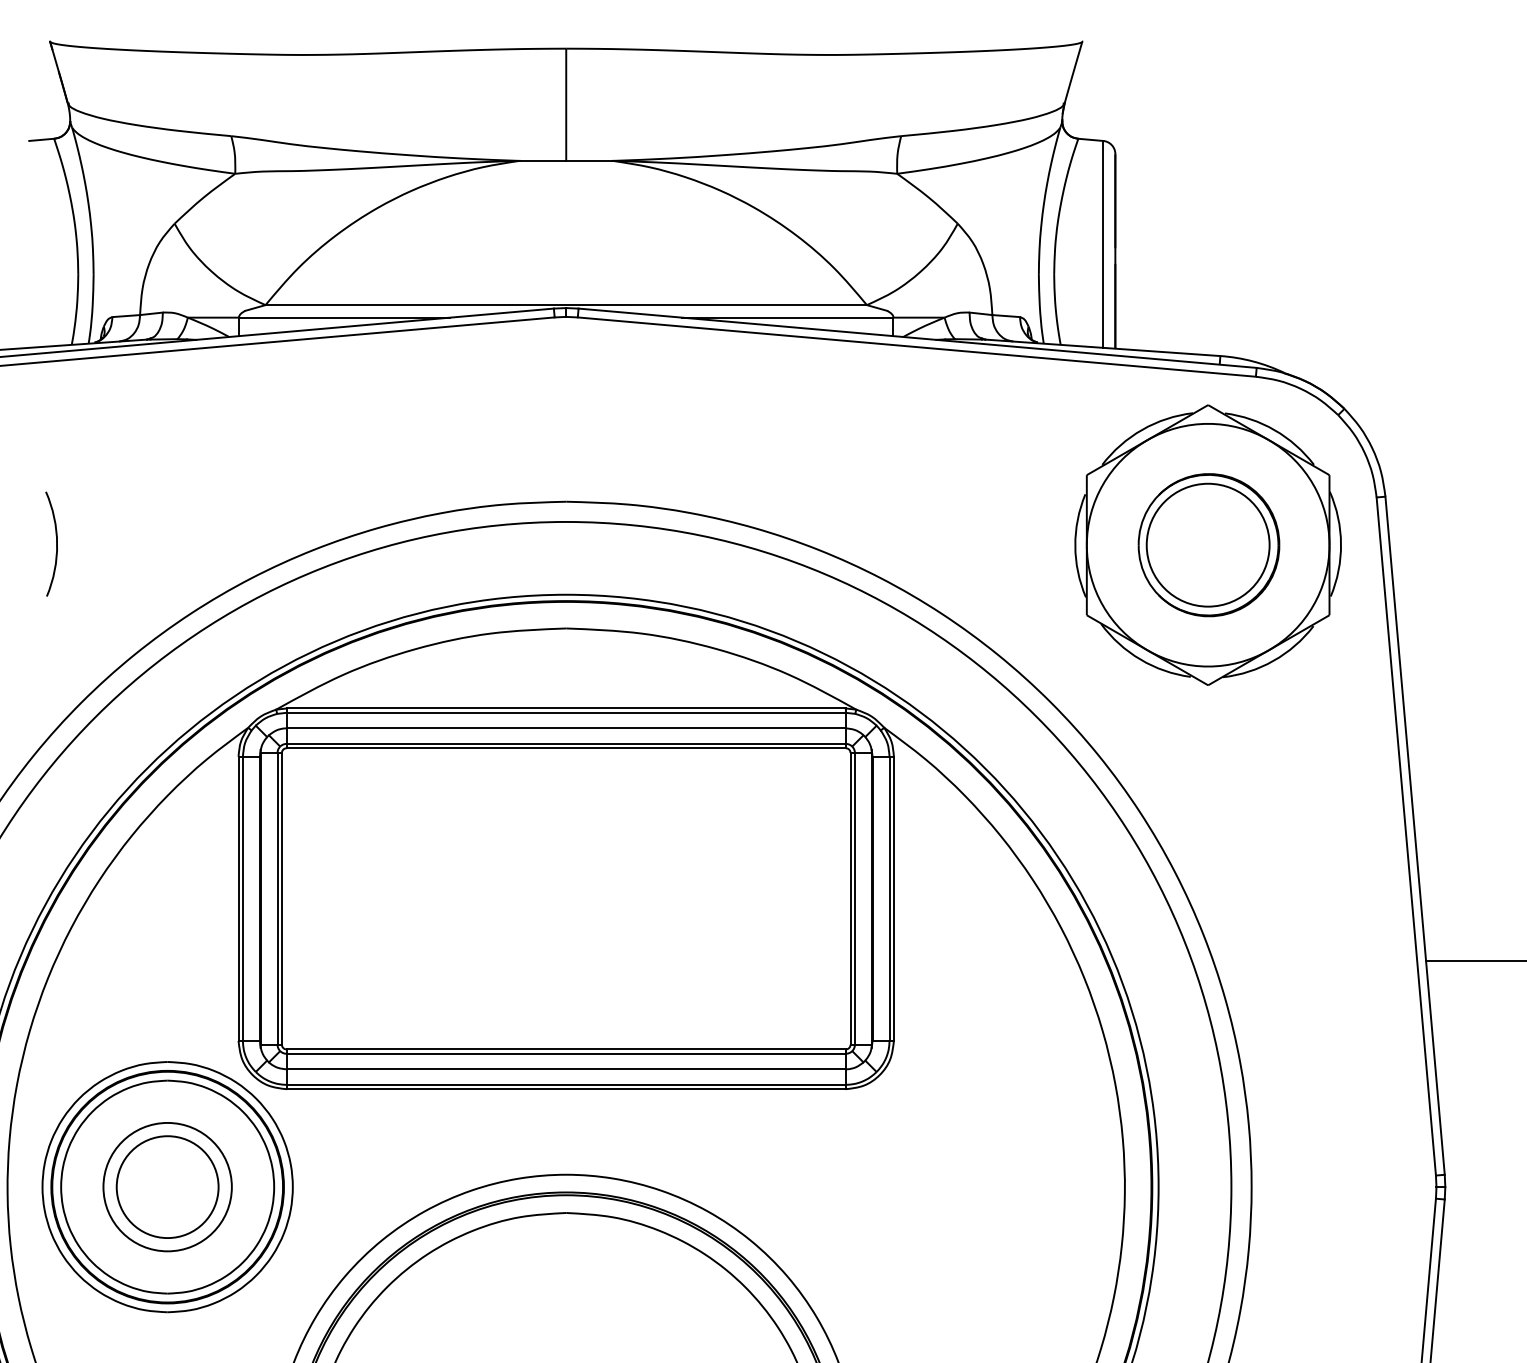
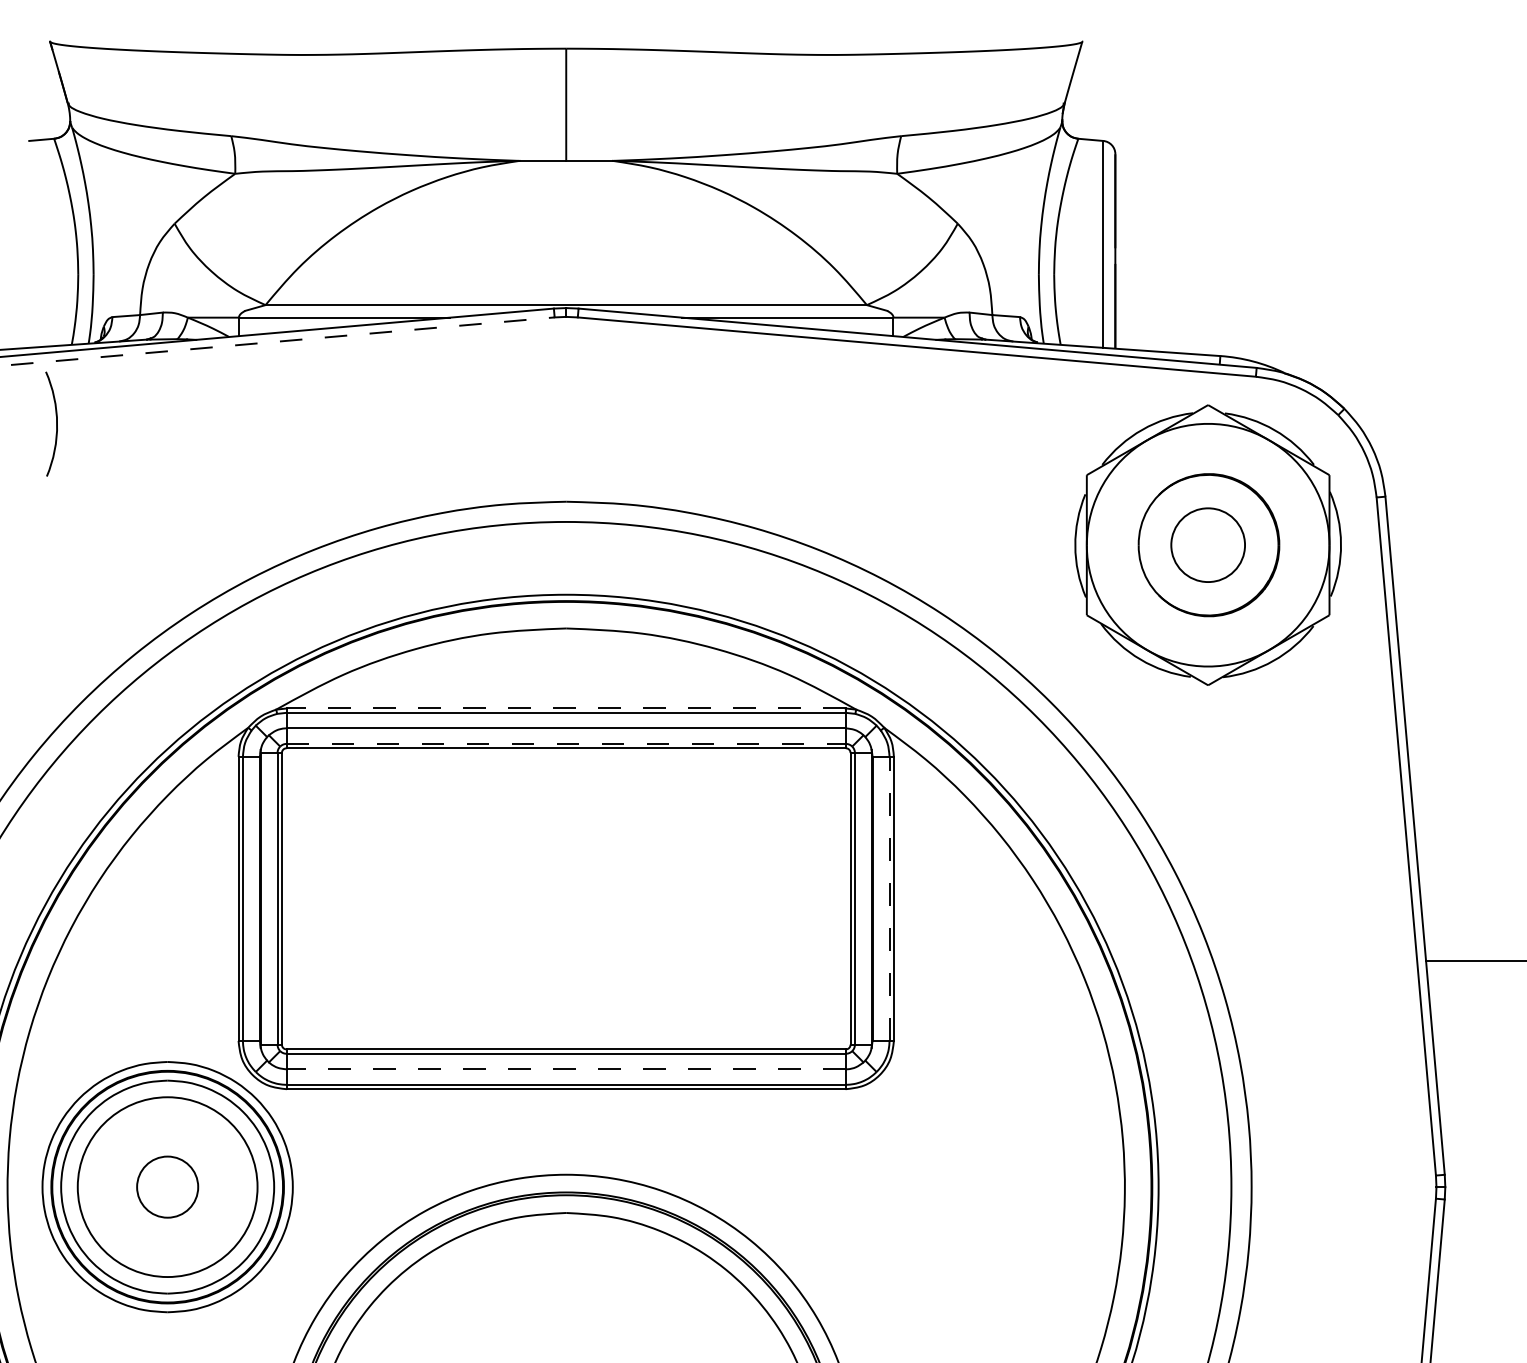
line: solid -> dashed (277, 341)
arc position: (56, 543) -> (56, 423) (56, 423)
circle diameter: 123 px -> 74 px (1208, 545)
line: solid -> dashed (565, 708)
line: solid -> dashed (566, 743)
line: solid -> dashed (889, 898)
line: solid -> dashed (565, 1069)
circle diameter: 128 px -> 180 px (167, 1187)
circle diameter: 102 px -> 61 px (167, 1186)
